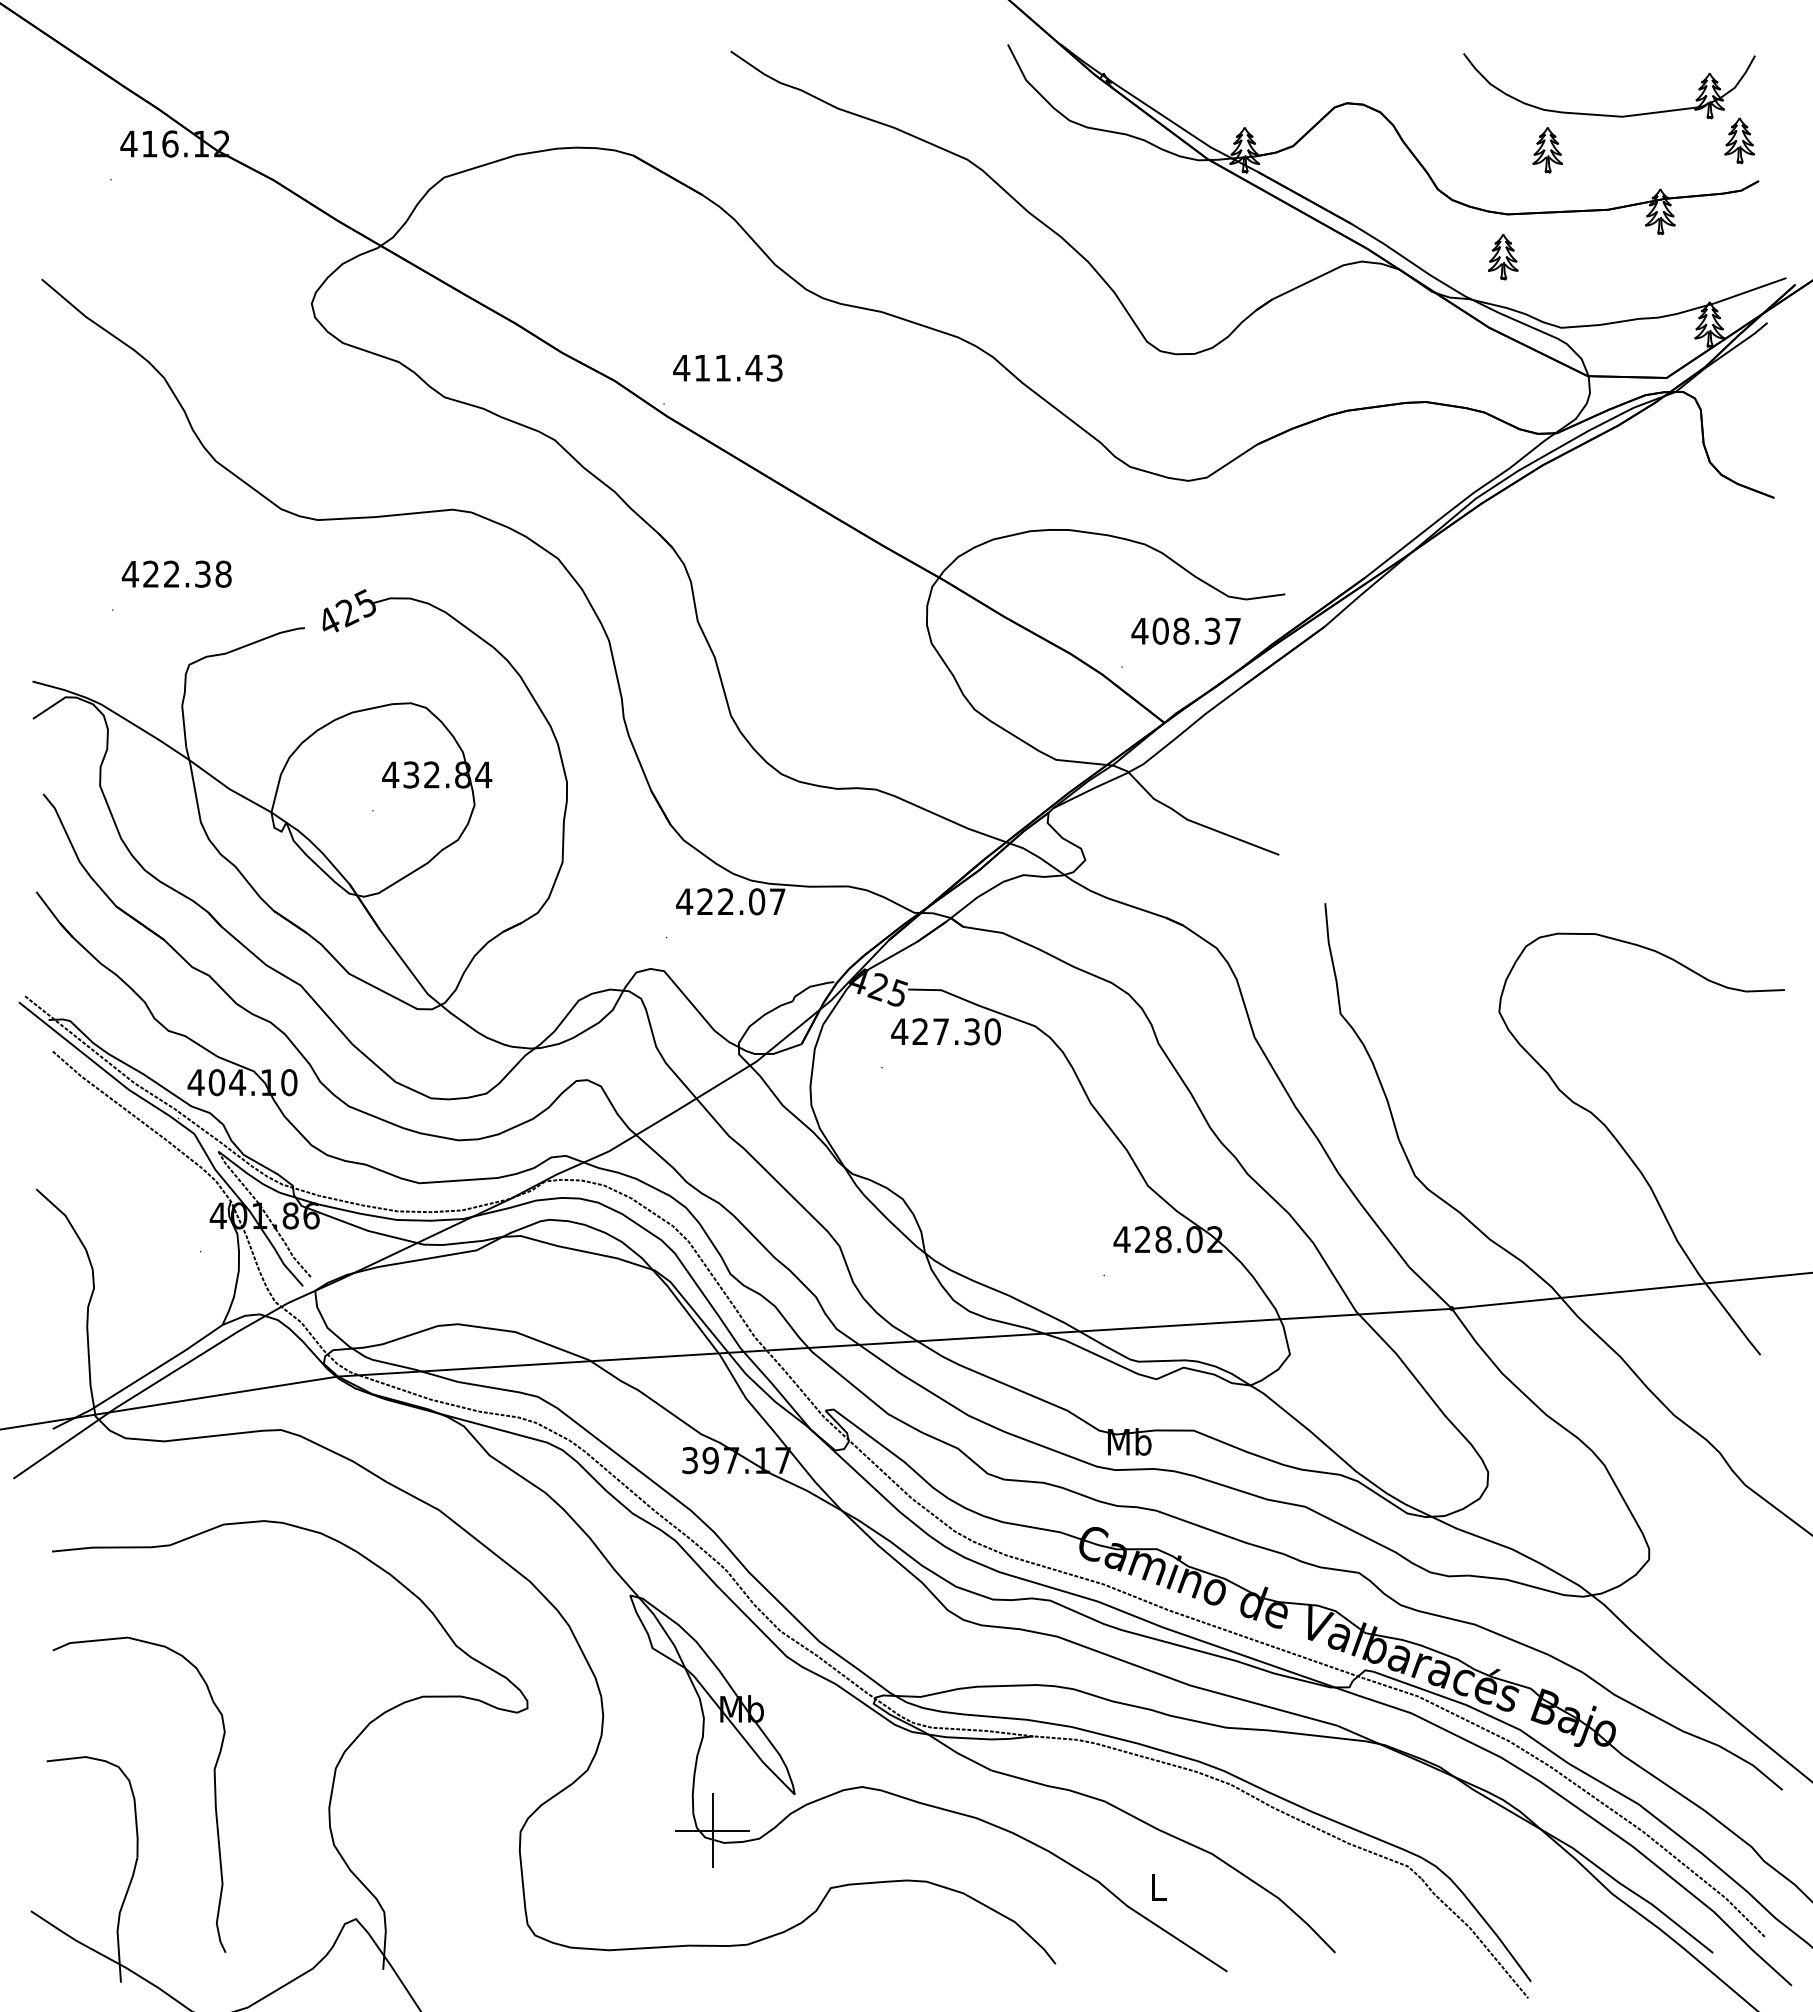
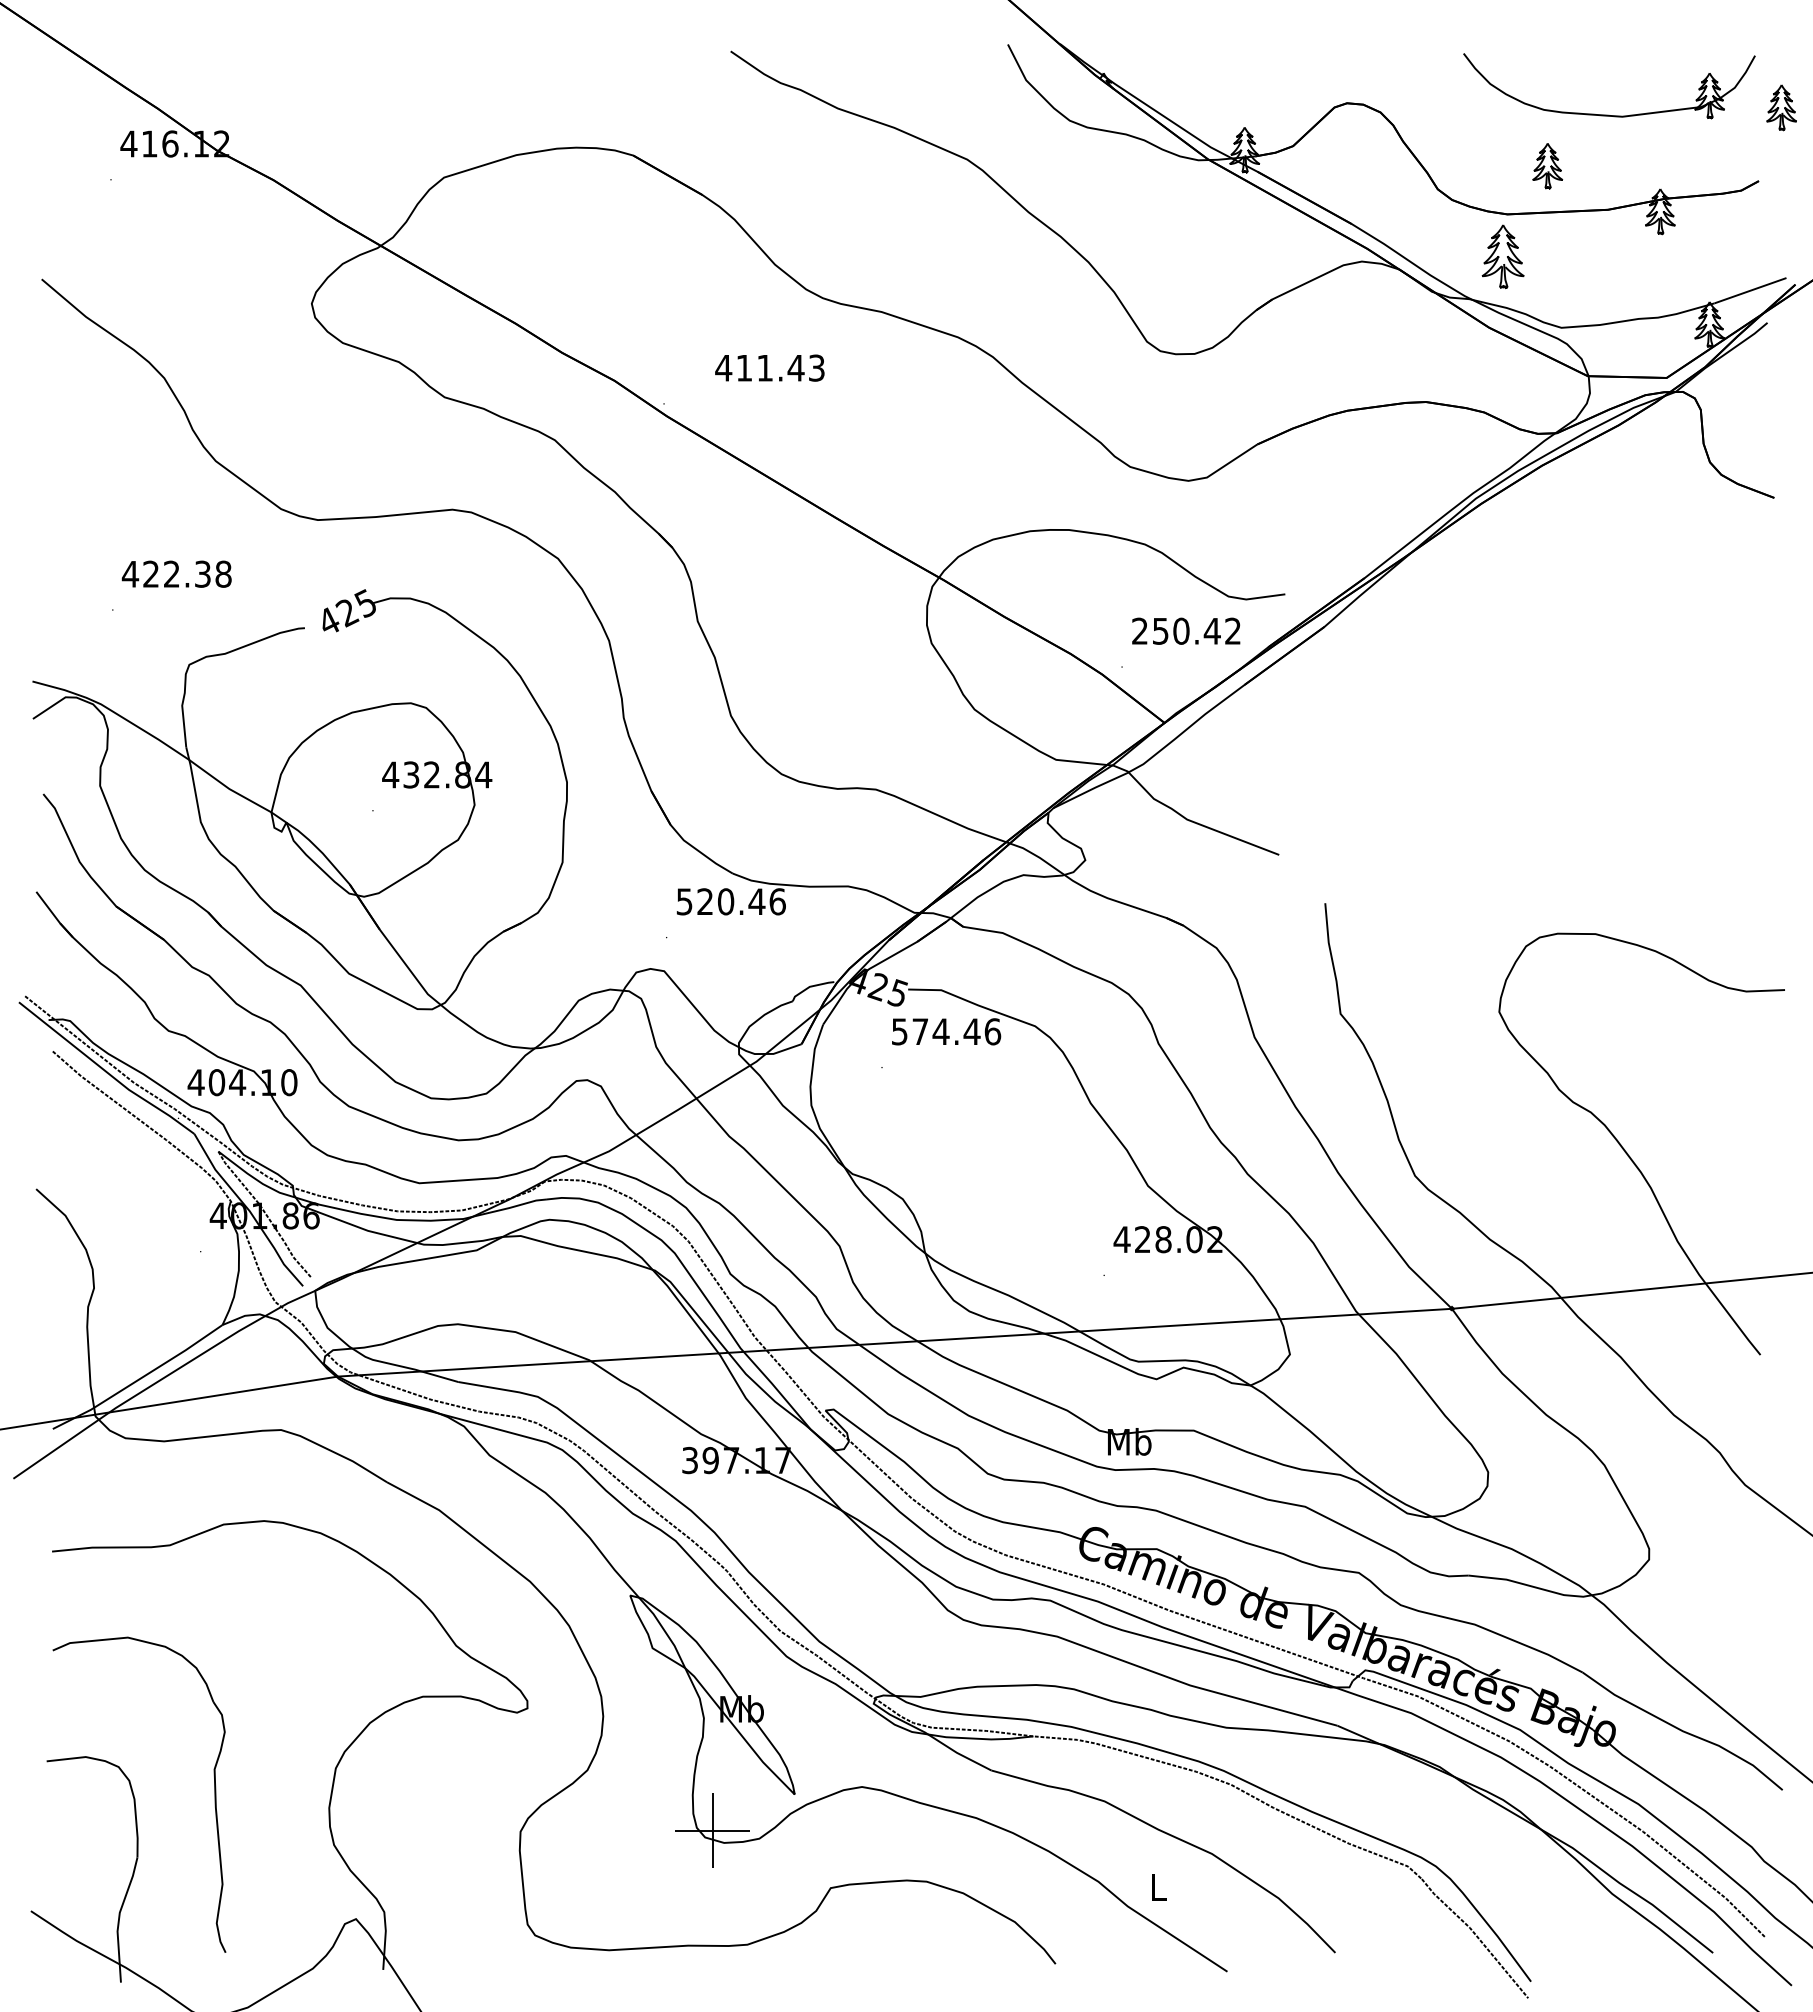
part position: (1739, 140) -> (1781, 107) (1781, 107)
part position: (1547, 150) -> (1547, 166) (1547, 166)
part size: 31x47 px -> 44x66 px (1502, 256)
text position: (727, 367) -> (769, 367) (769, 367)
text: 408.37 -> 250.42 (1185, 630)
text: 422.07 -> 520.46 (730, 901)
text: 427.30 -> 574.46 (946, 1031)
